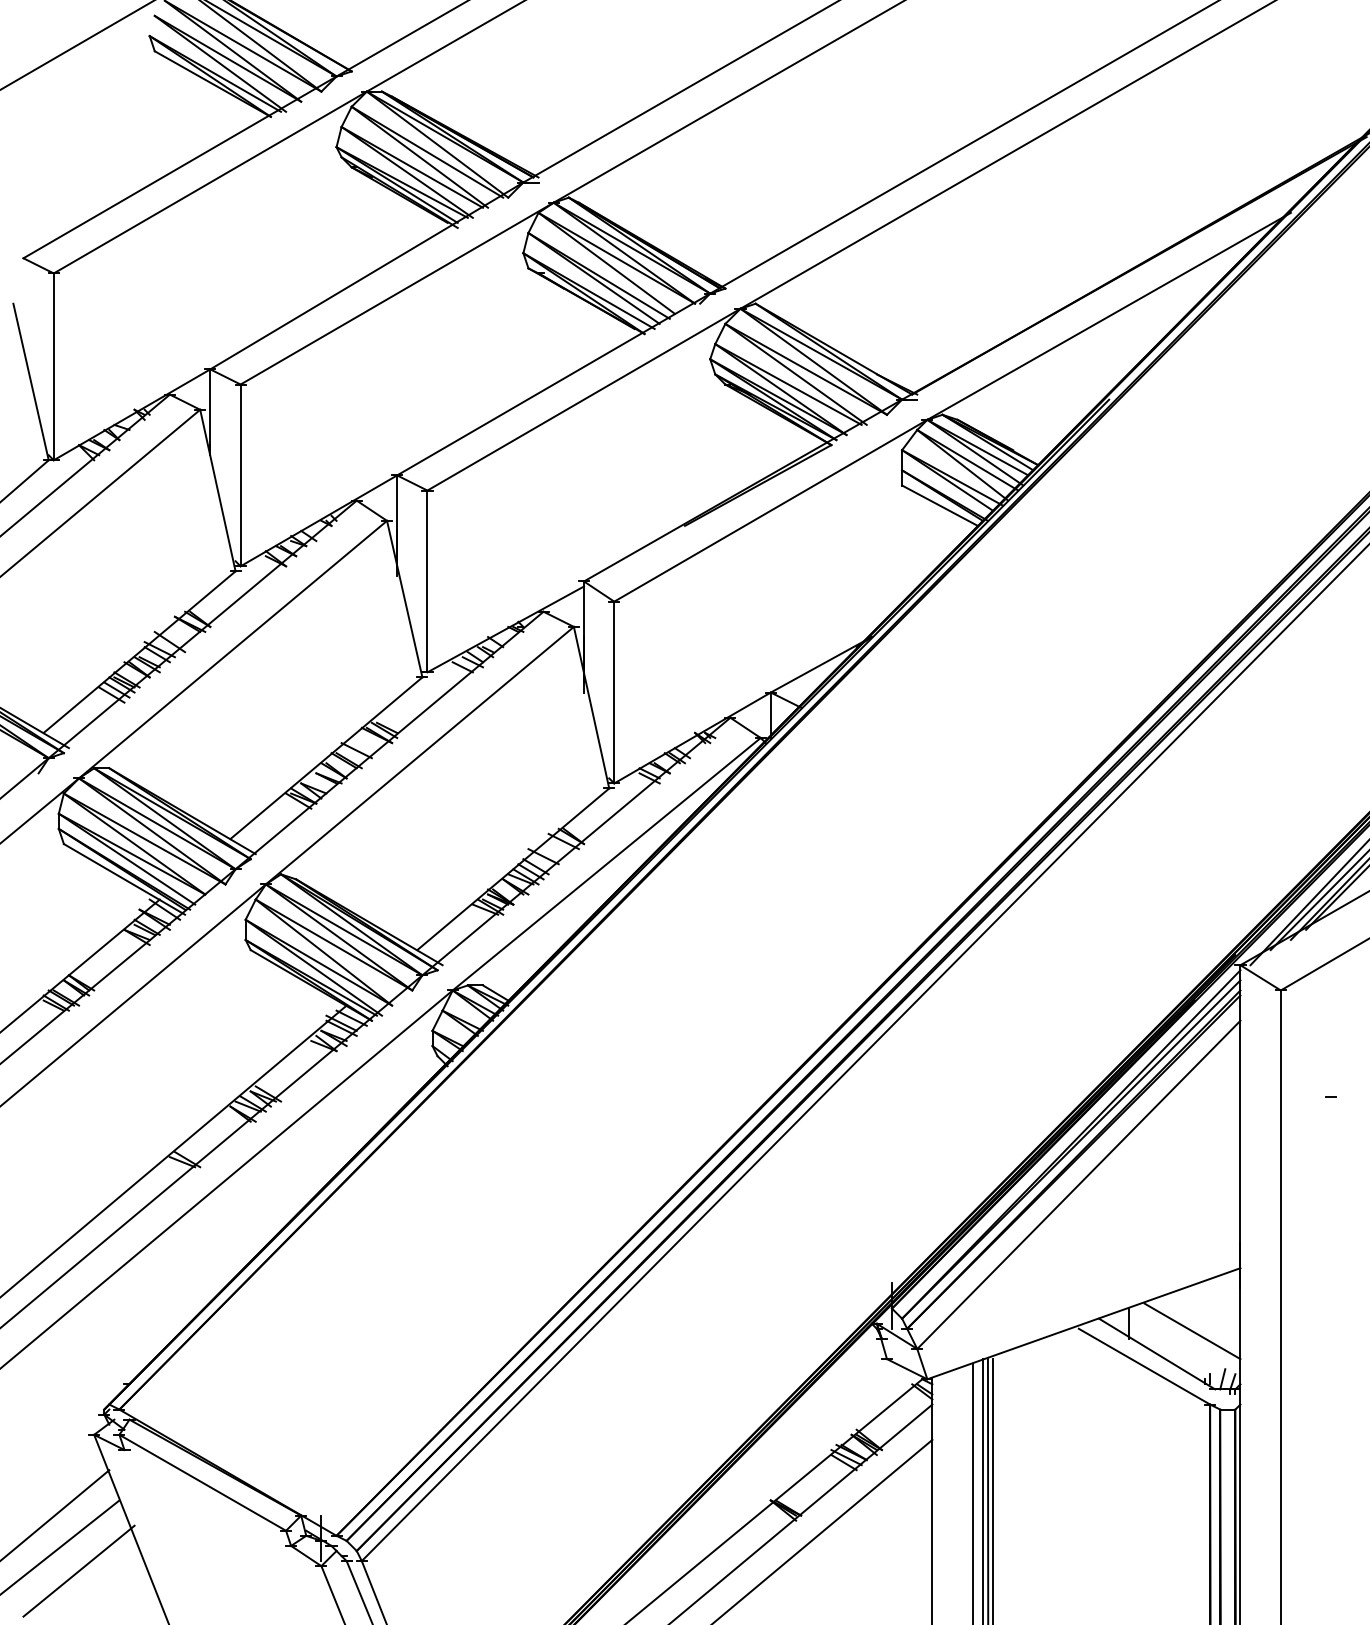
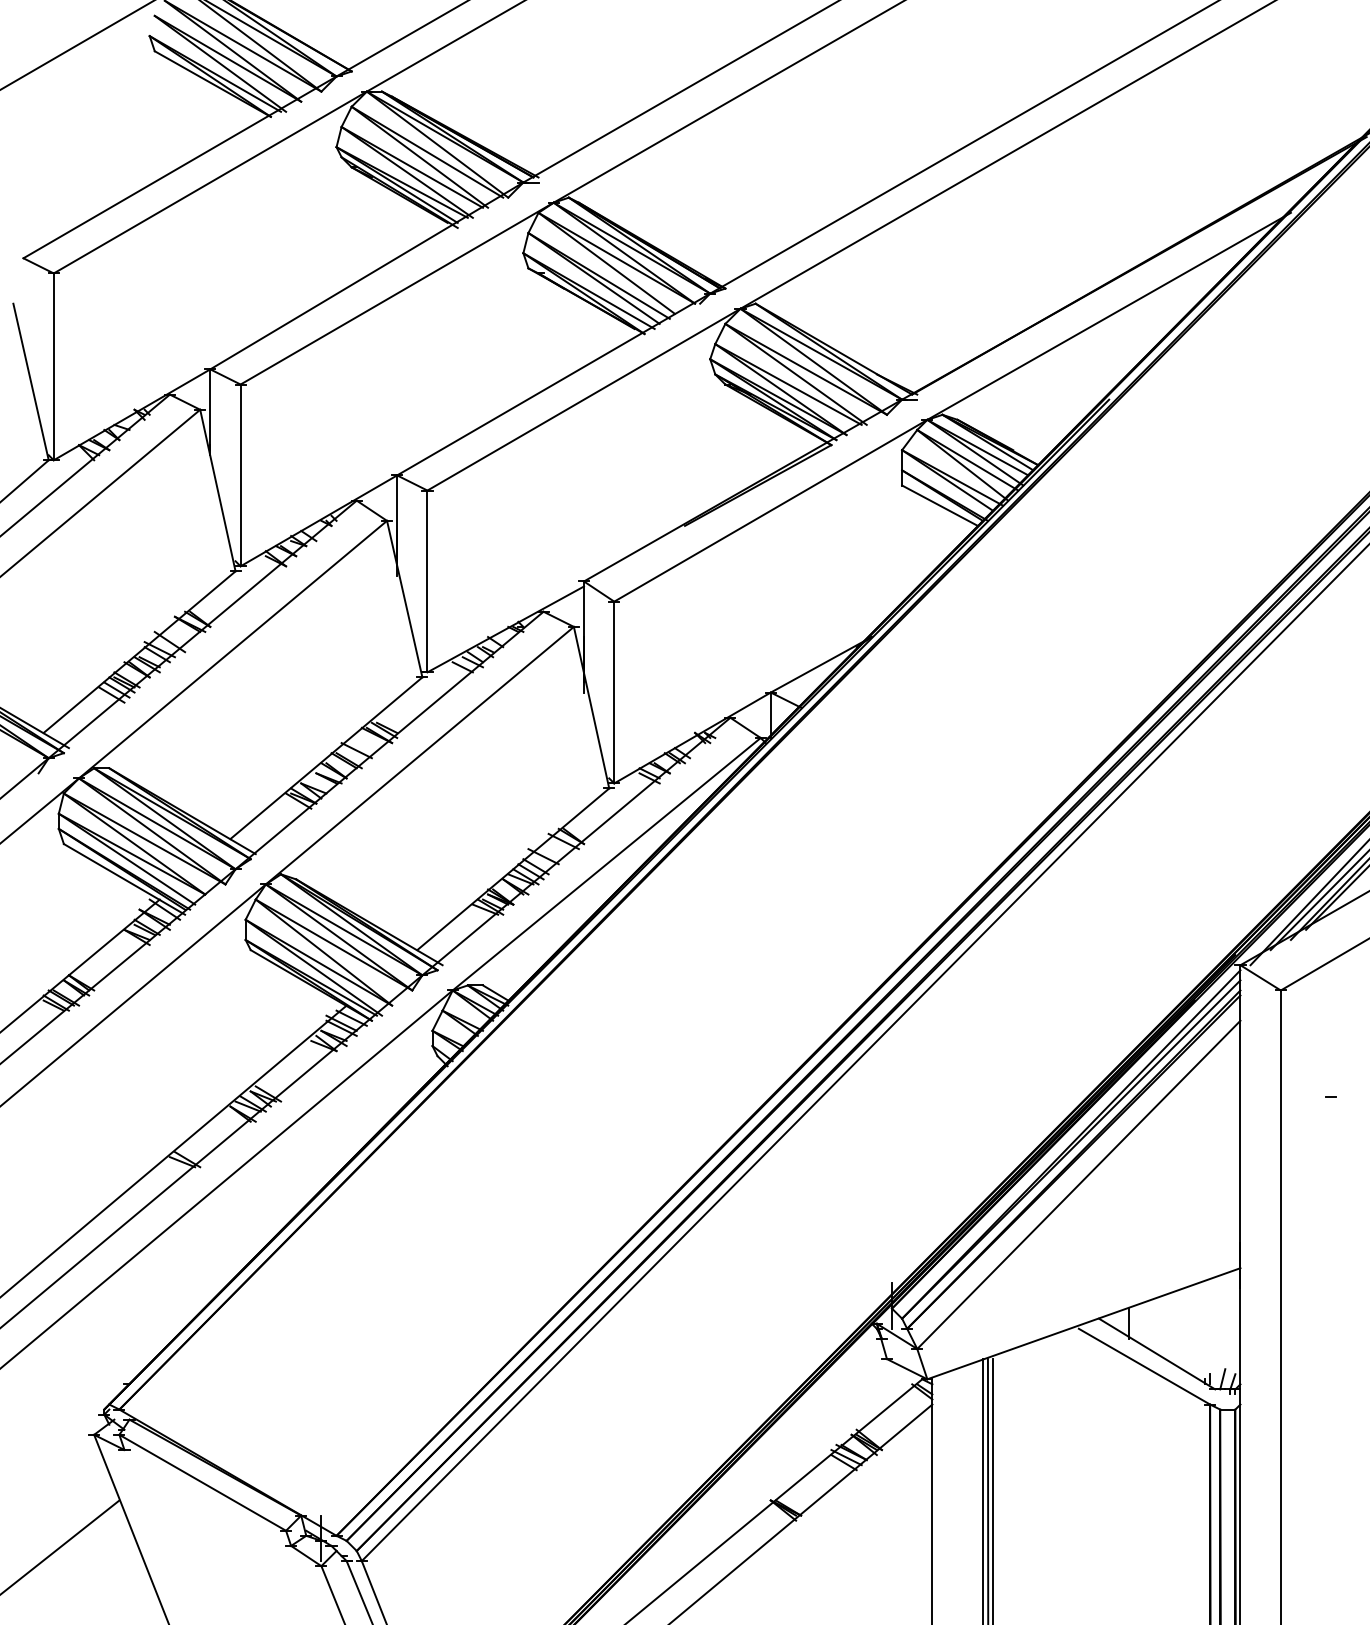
line: present -> none (1192, 1331)
line: present -> none (972, 1492)
line: present -> none (55, 1514)
line: present -> none (823, 1530)
line: present -> none (78, 1570)
